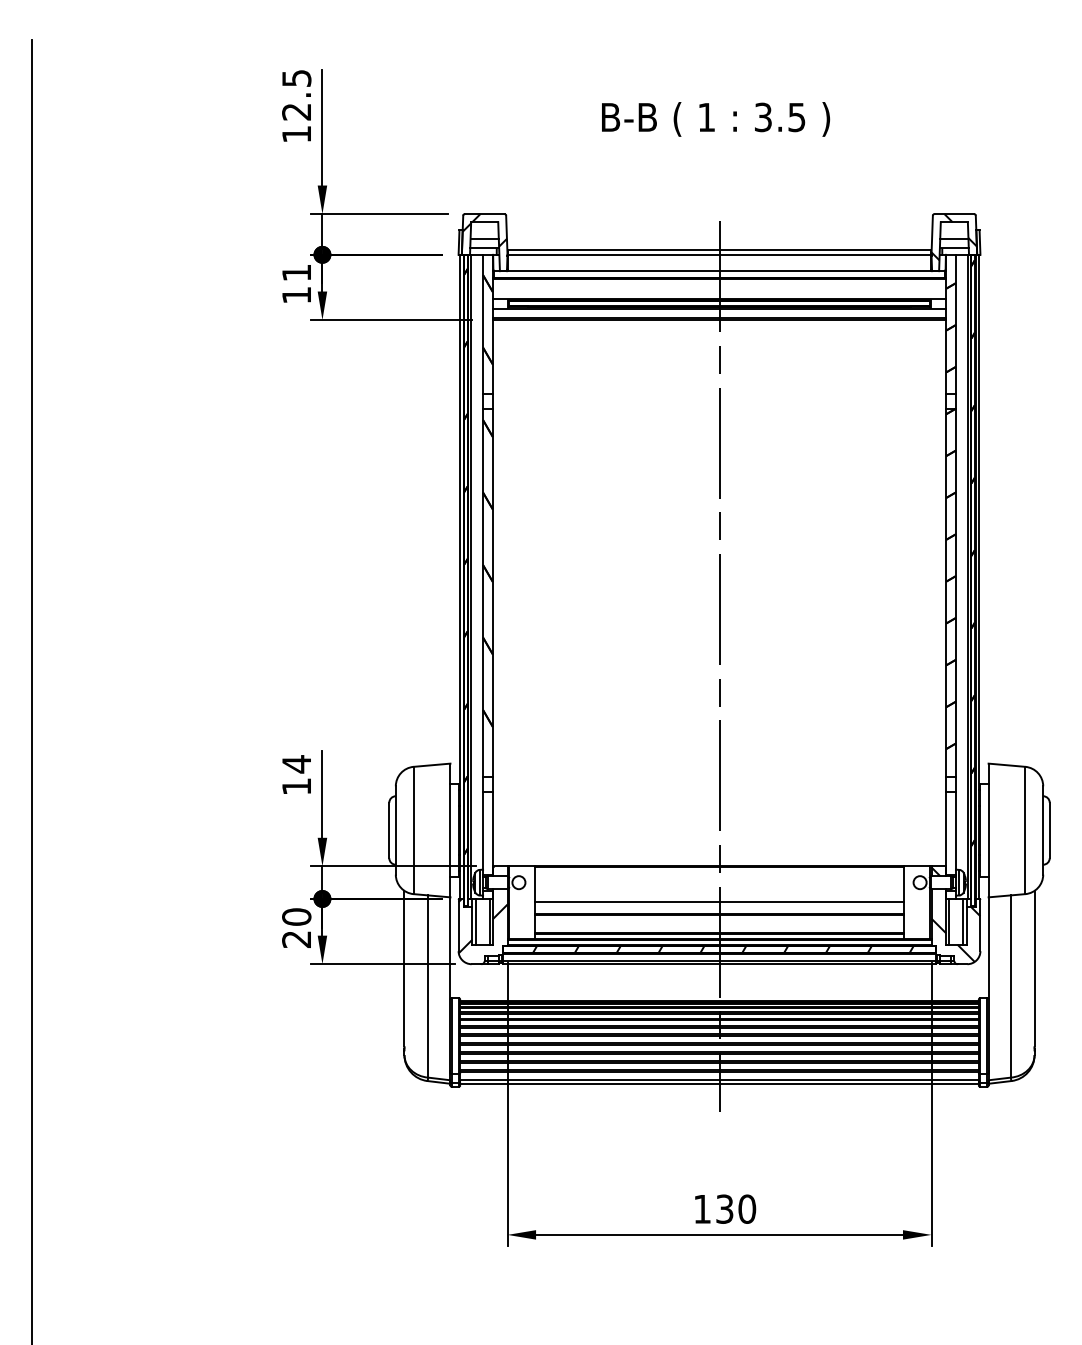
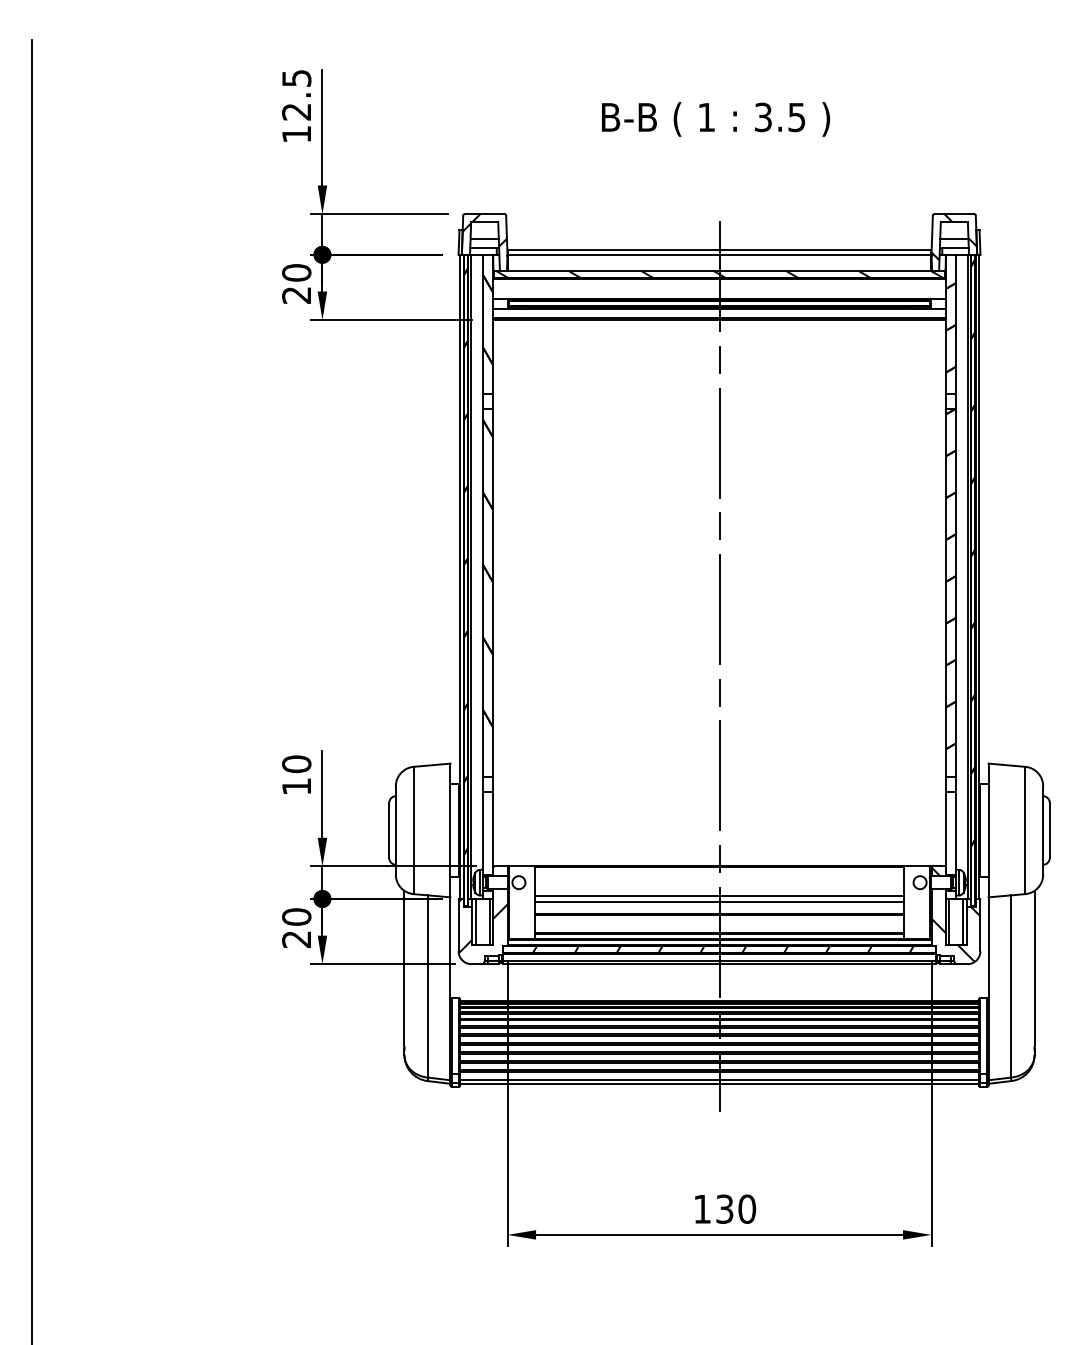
hatch: none -> present (719, 274)
text: 11 -> 20 (296, 283)
text: 14 -> 10 (296, 764)
line: none -> present (719, 895)
